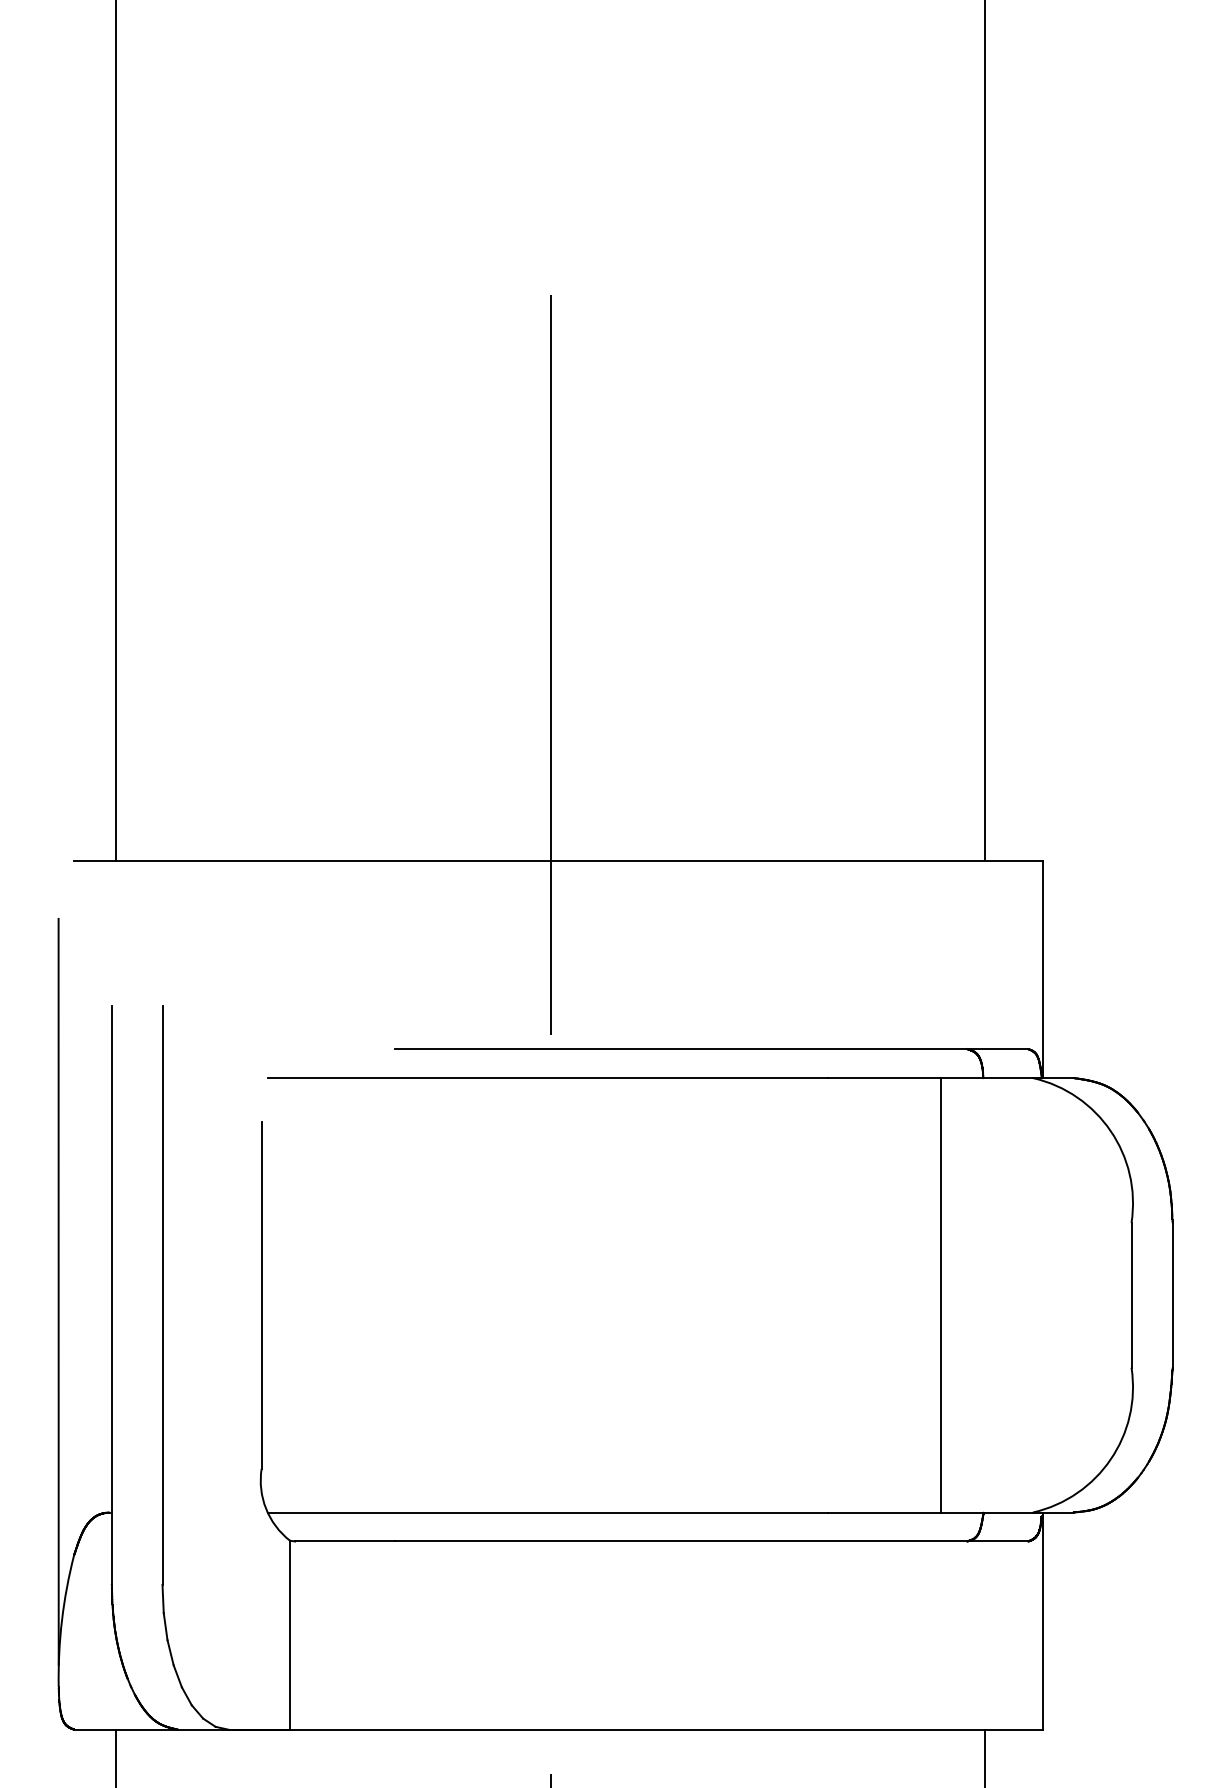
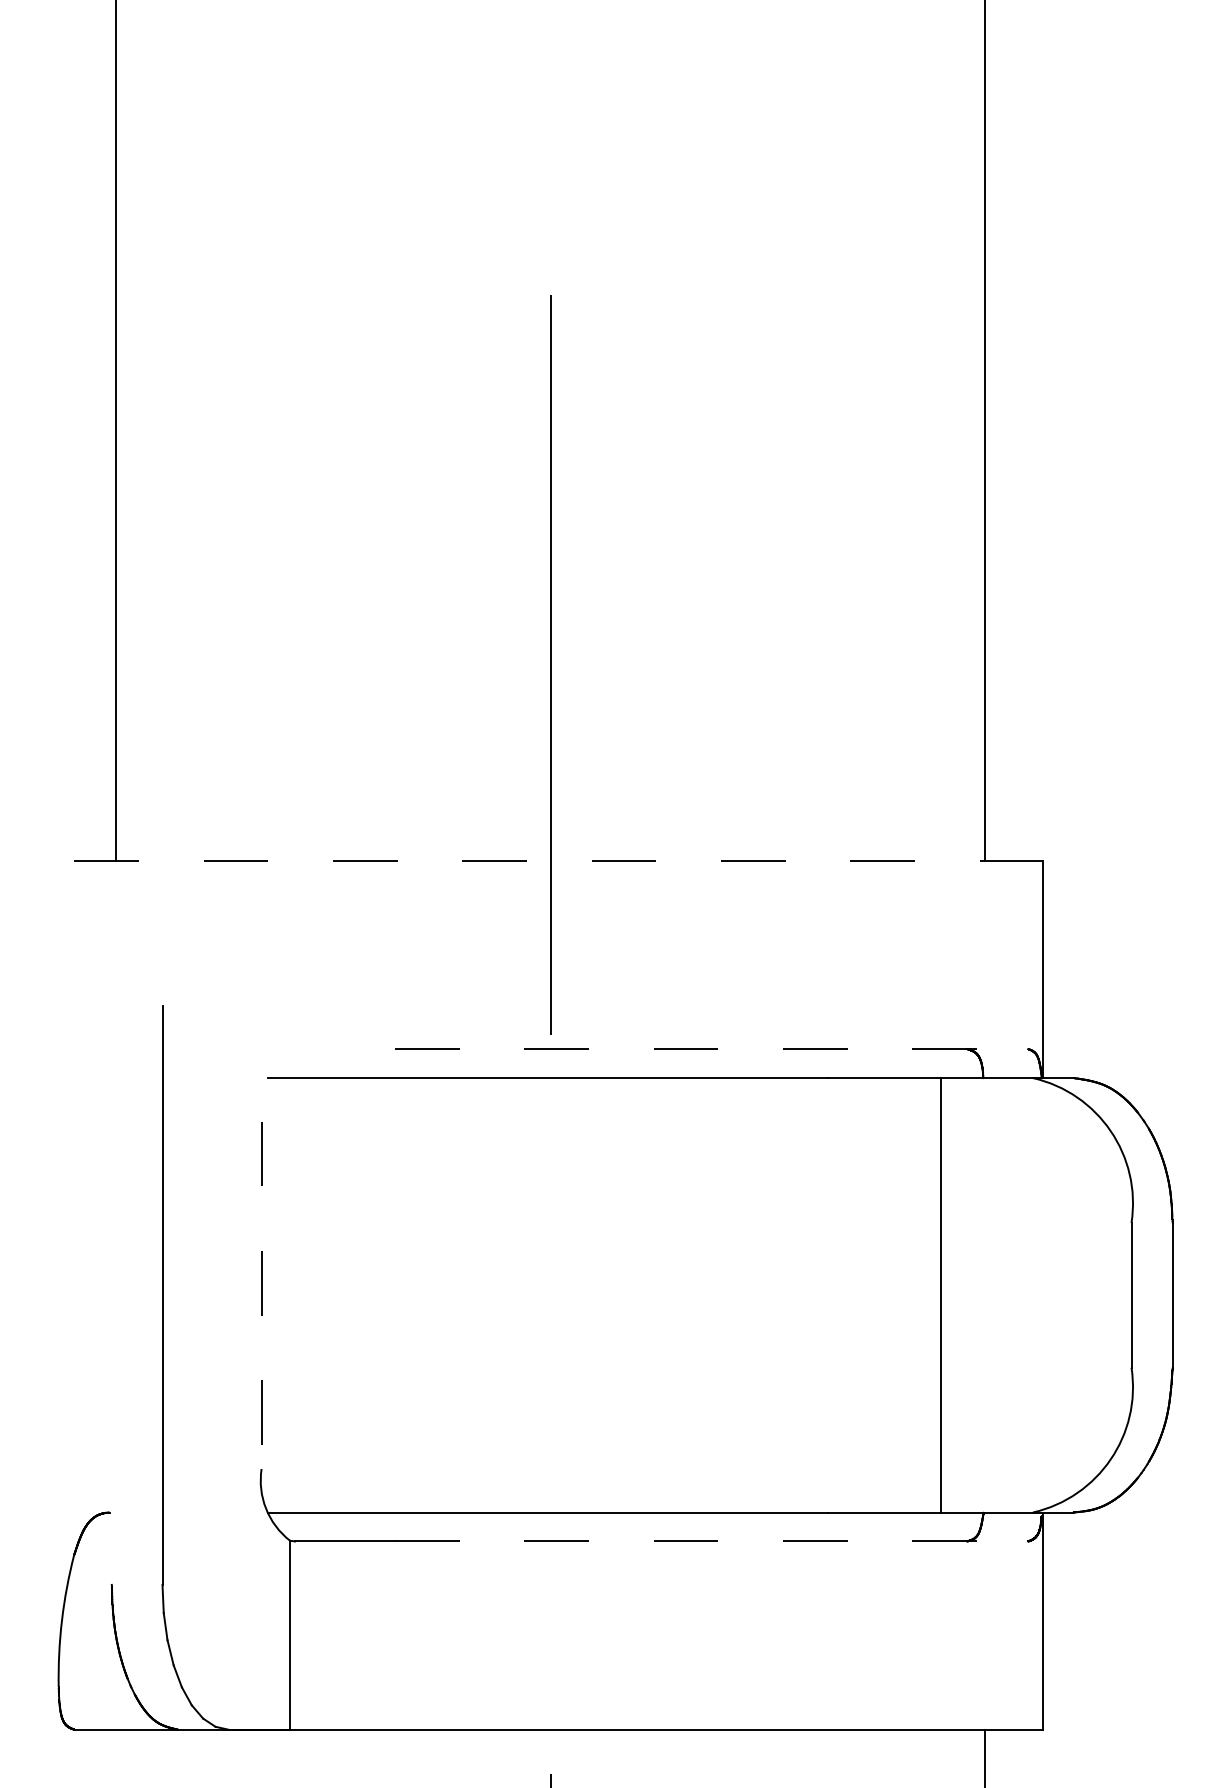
line: solid -> dashed (559, 860)
line: solid -> dashed (711, 1049)
line: present -> none (58, 1291)
line: present -> none (111, 1294)
line: solid -> dashed (261, 1295)
line: solid -> dashed (711, 1541)
line: present -> none (116, 1756)
